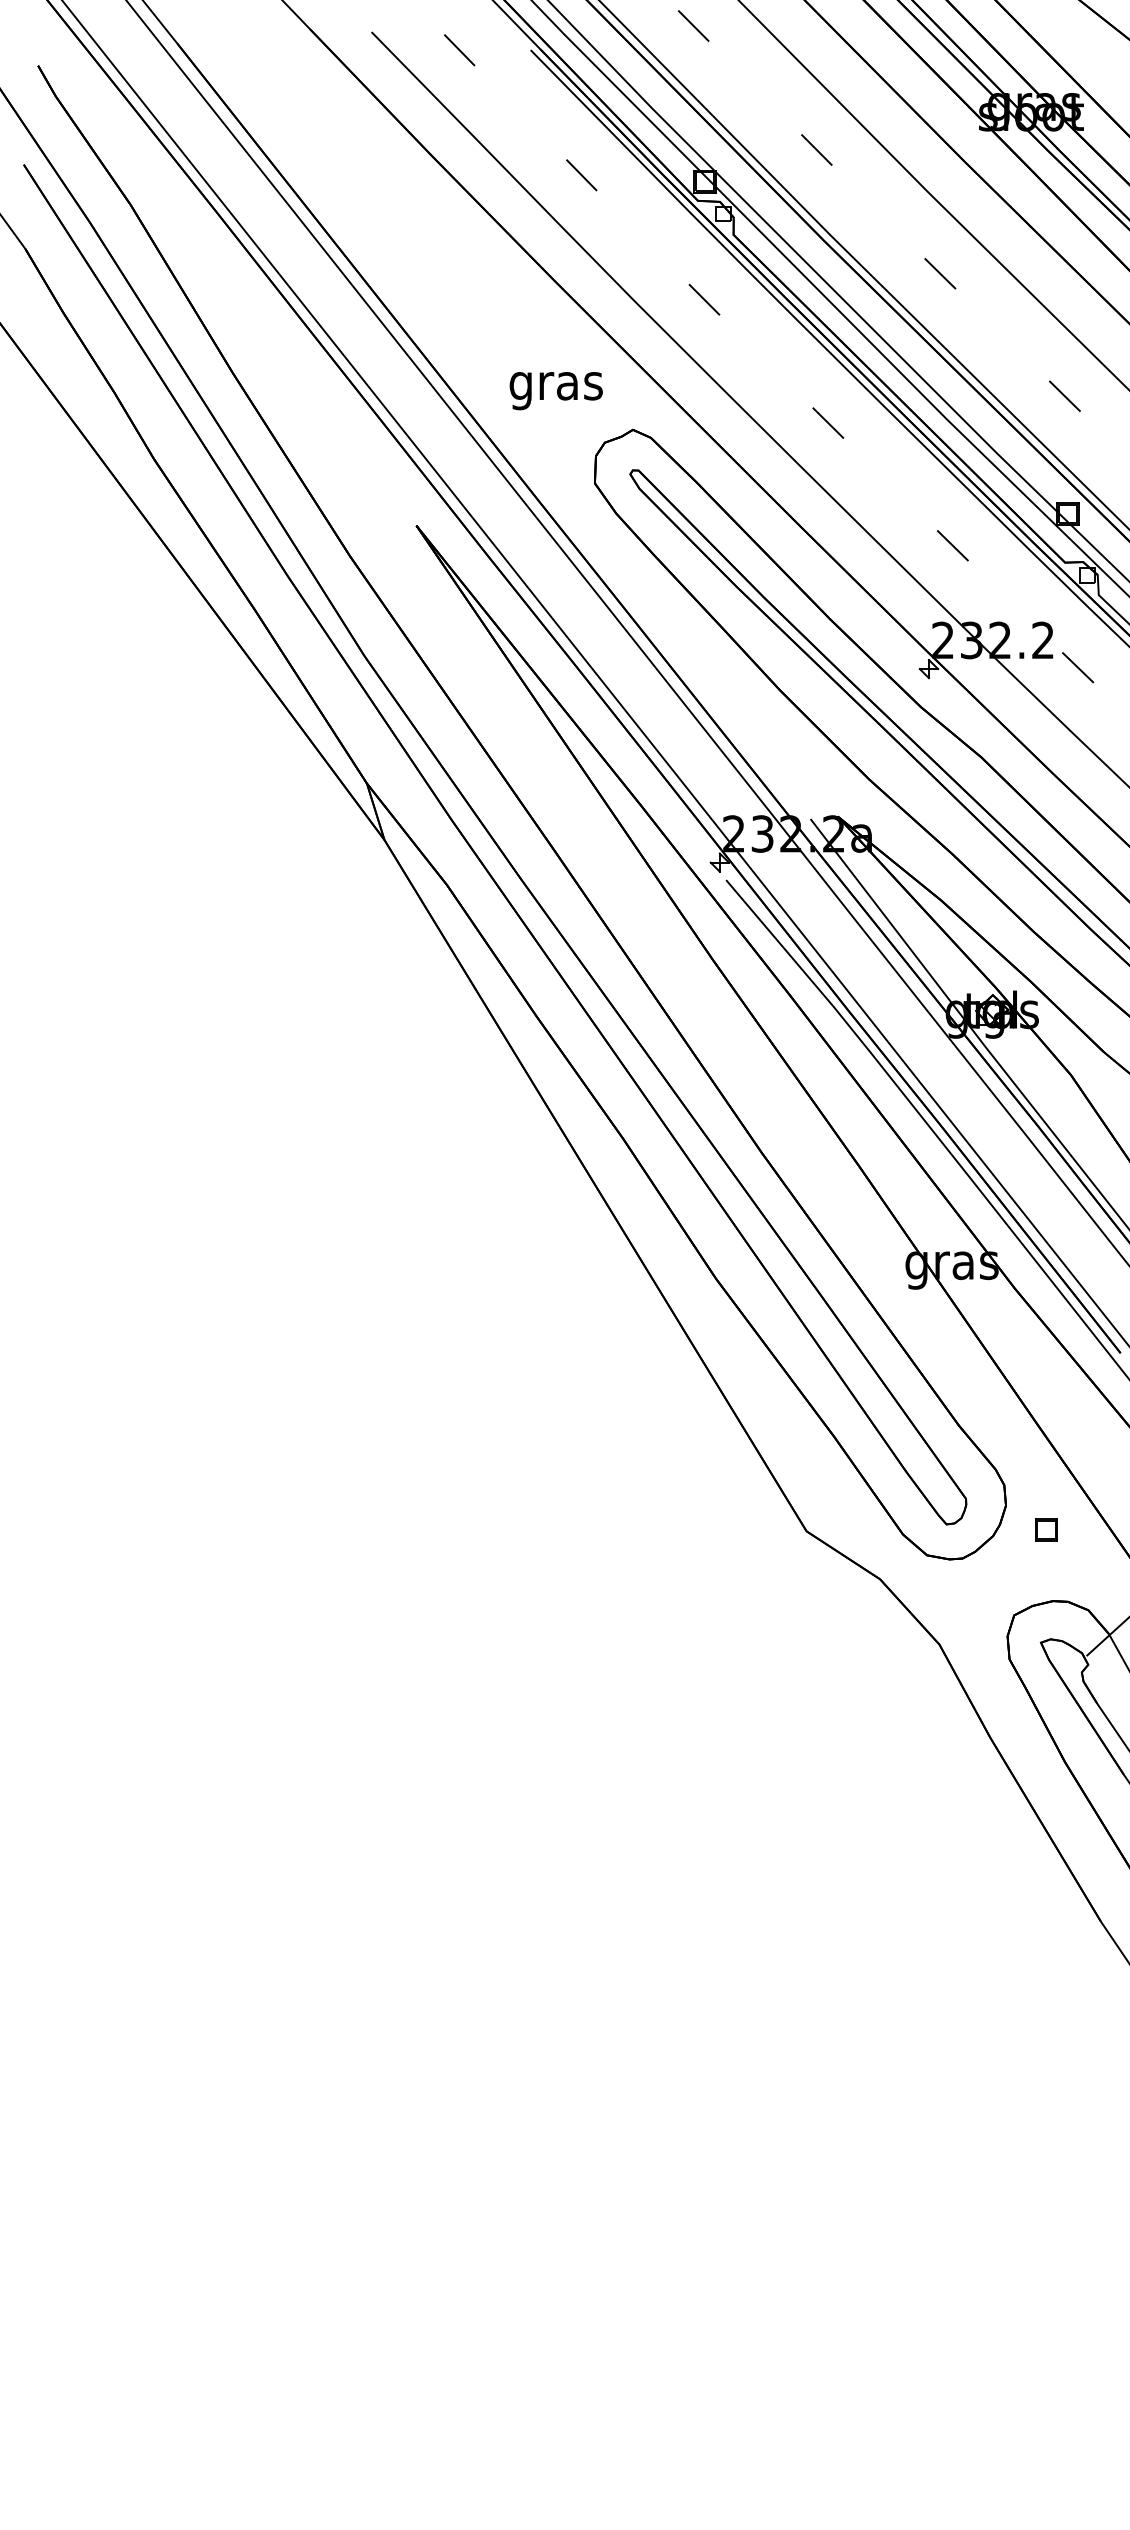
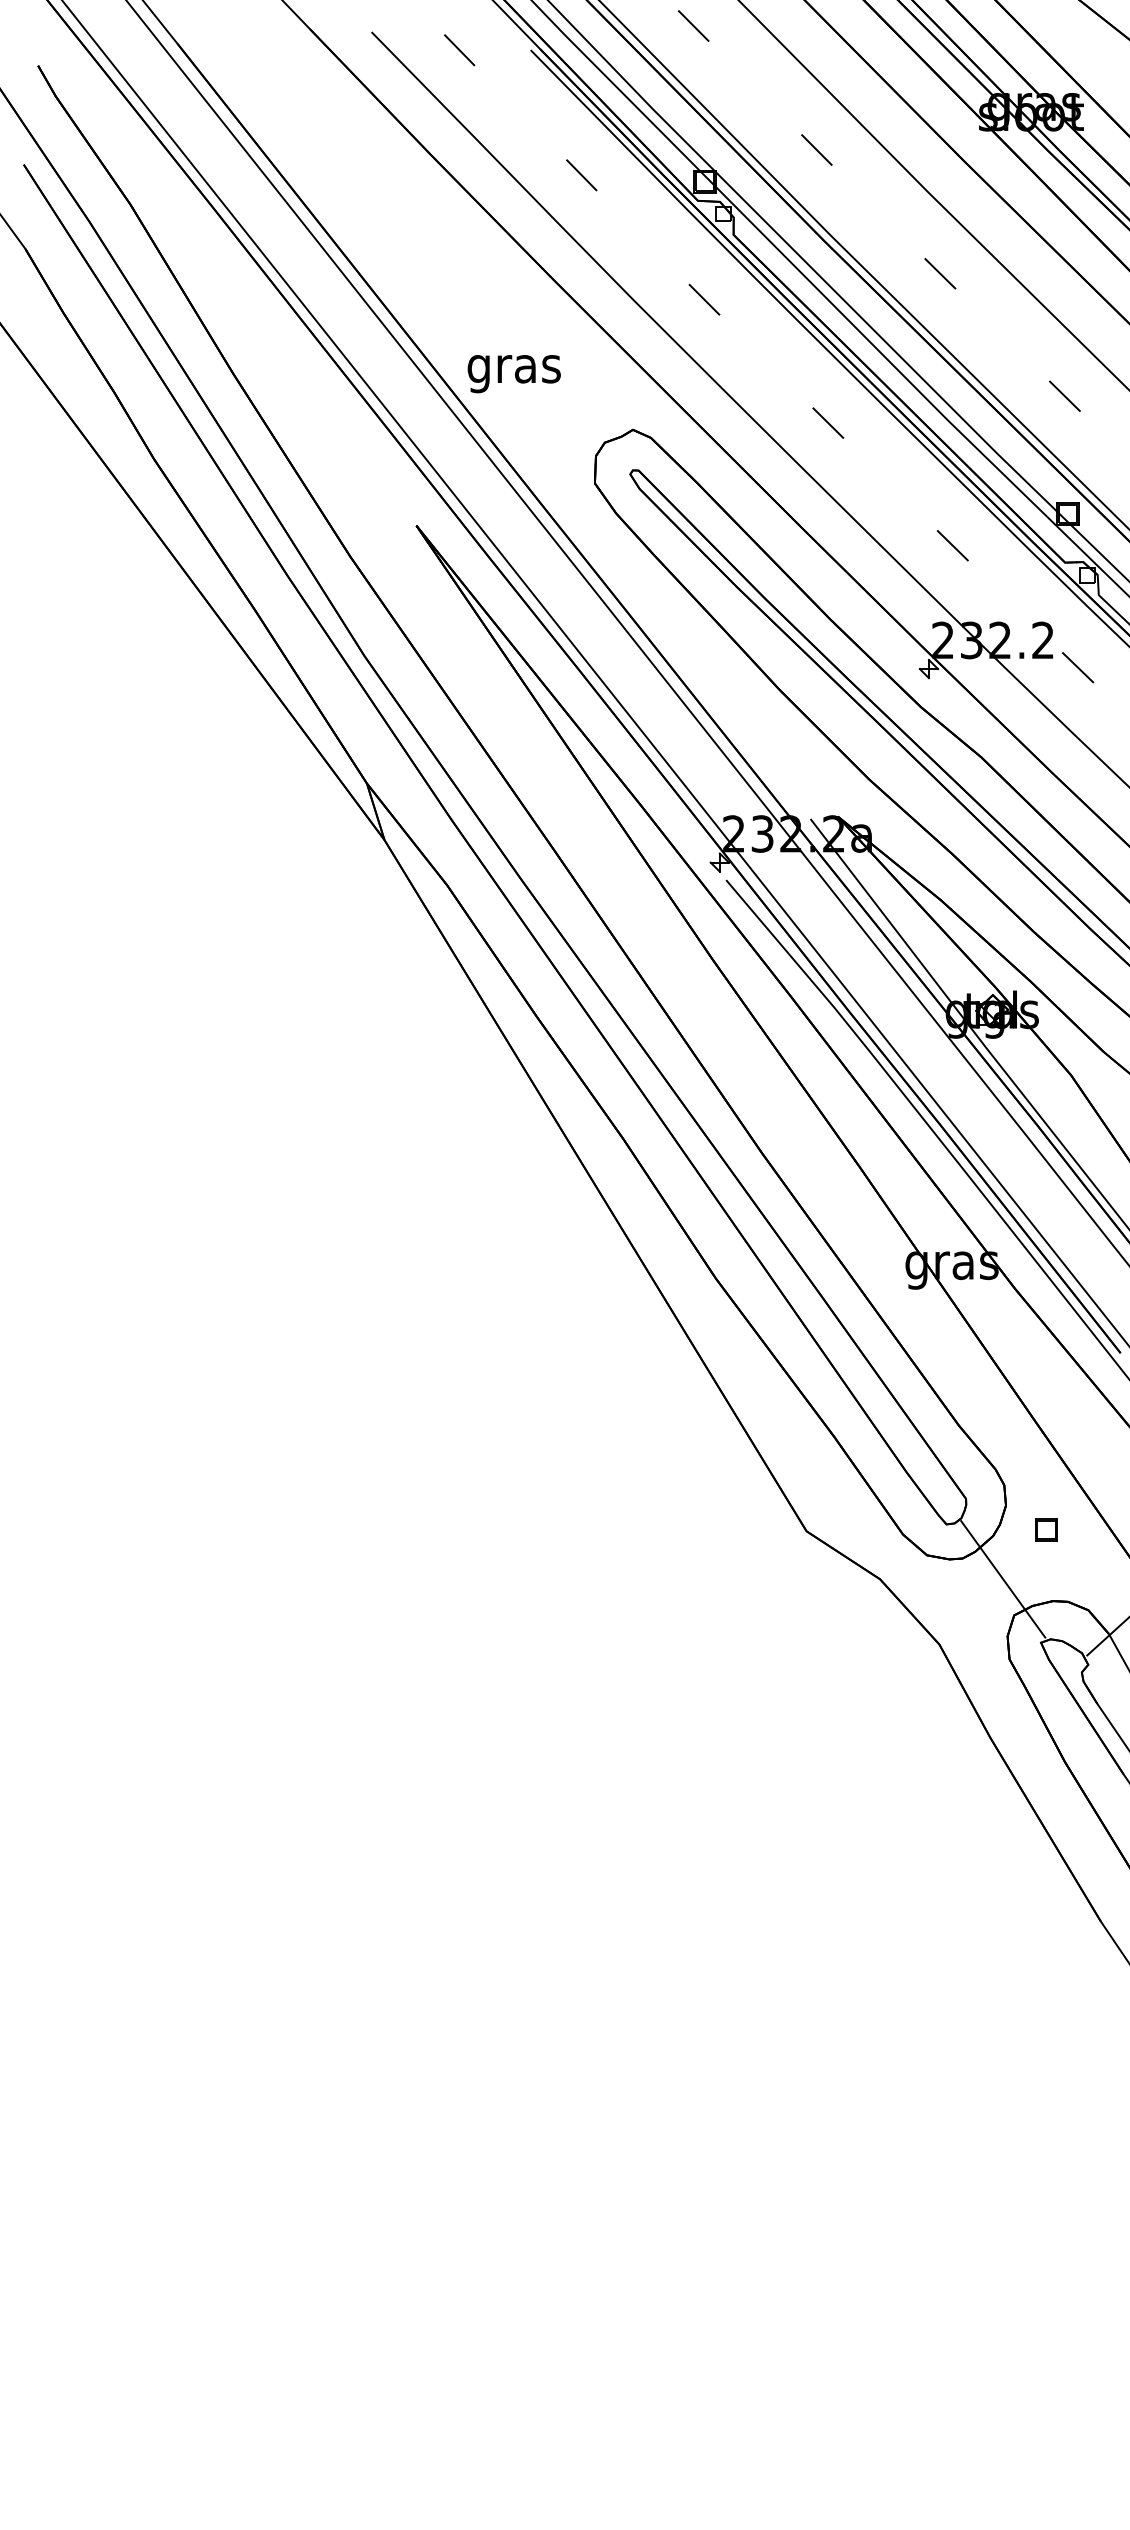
text position: (555, 391) -> (513, 374) (513, 374)
line: none -> present (1003, 1579)
